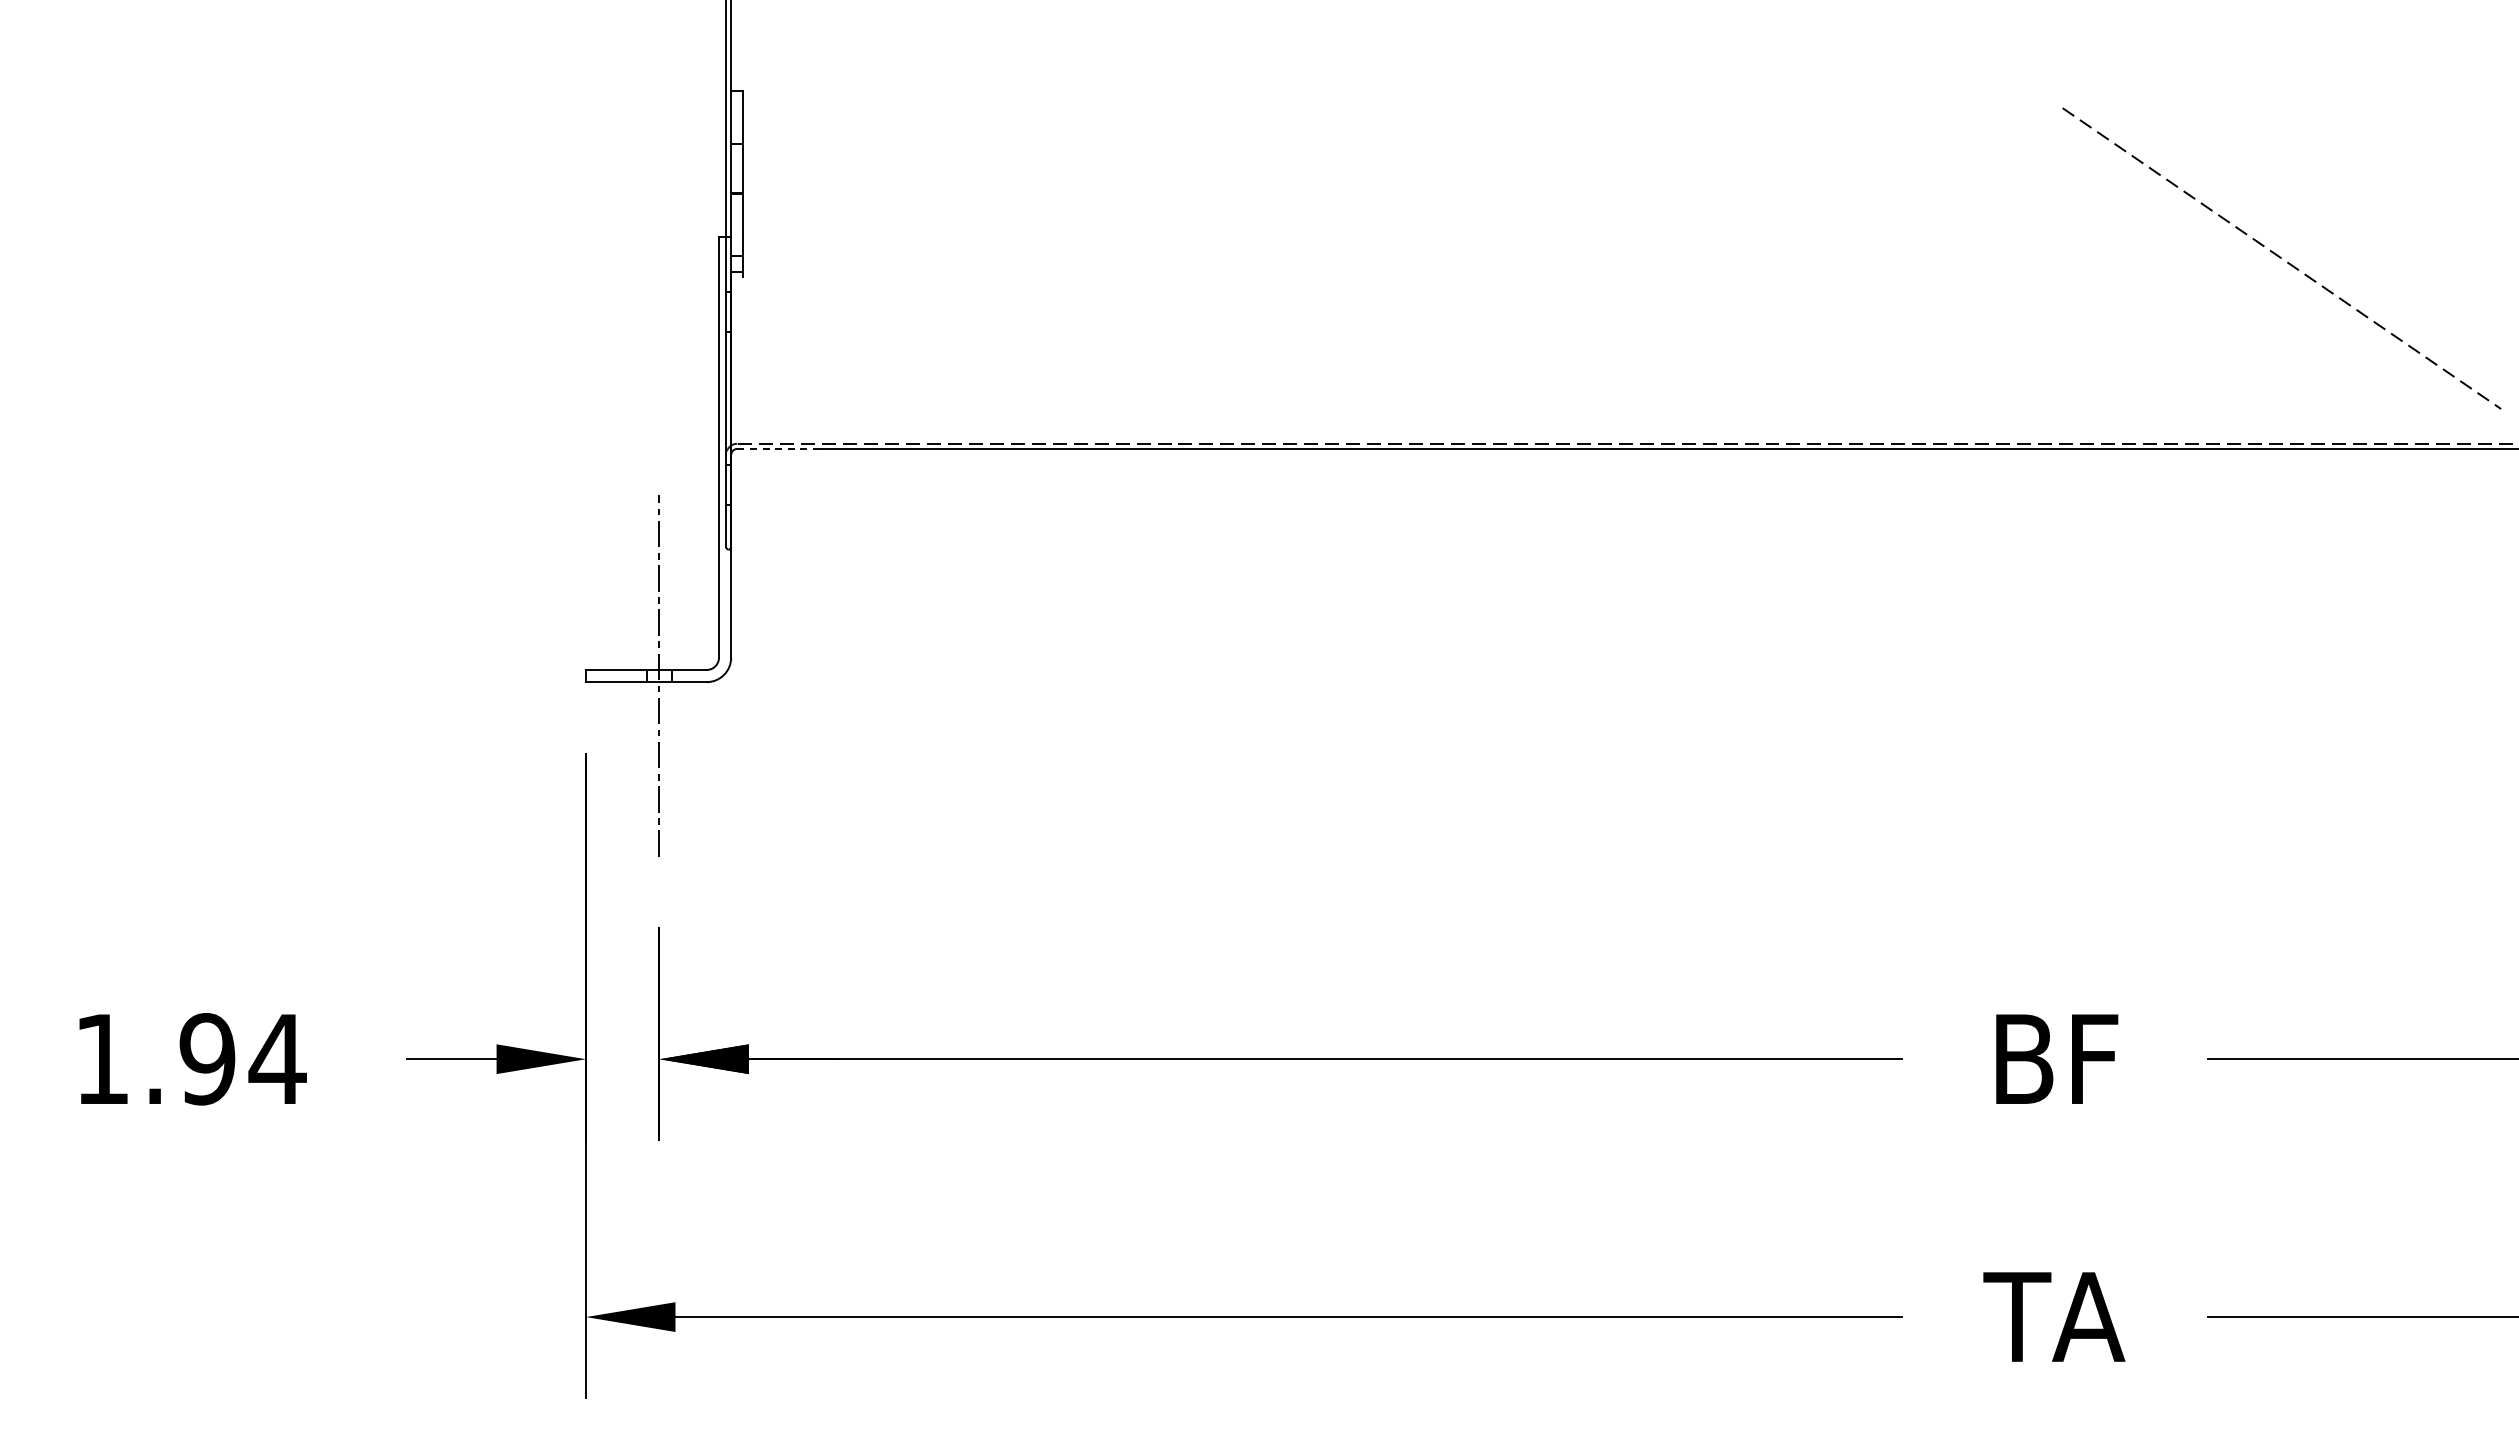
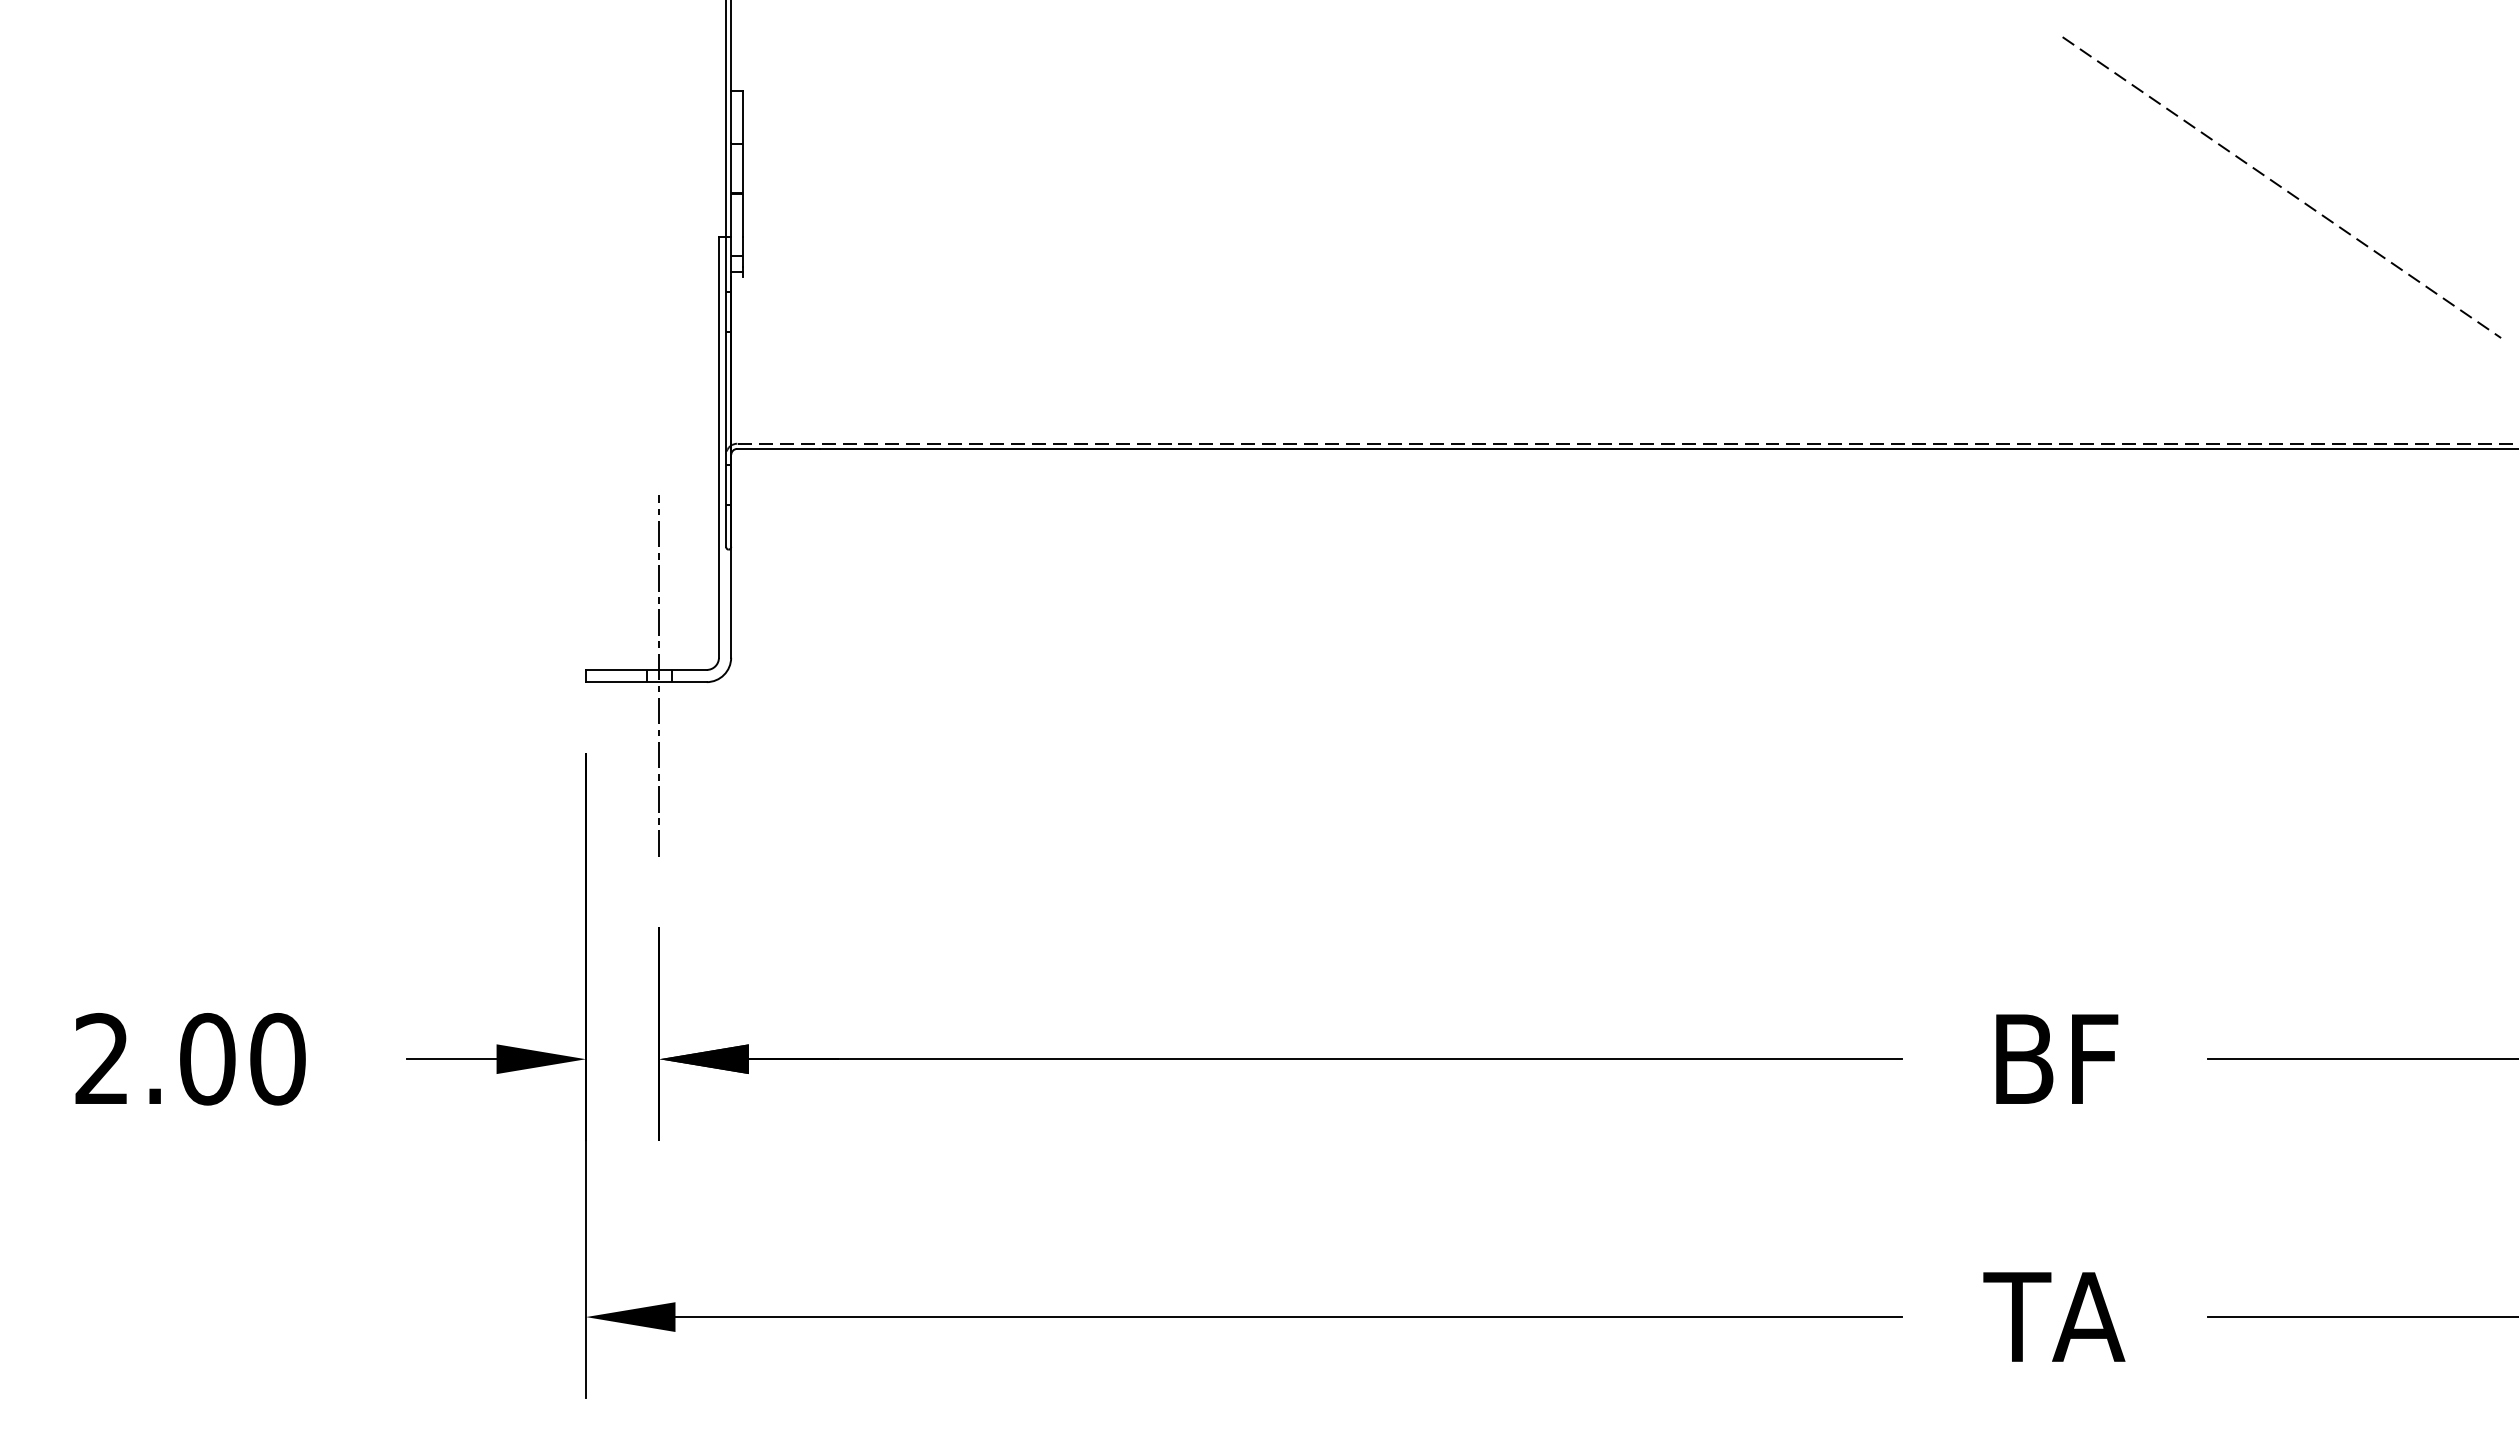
line position: (2281, 258) -> (2281, 187) (2281, 187)
line: dashed -> solid (778, 448)
text: 1.94 -> 2.00 (190, 1059)
